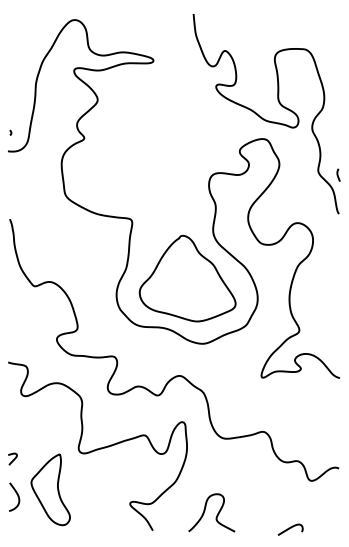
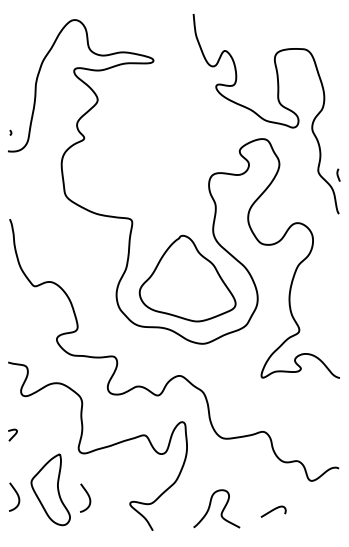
curve position: (13, 458) -> (13, 434) (13, 434)
curve: none -> present (87, 495)
curve position: (216, 515) -> (221, 511) (221, 511)
curve position: (290, 528) -> (273, 510) (273, 510)
